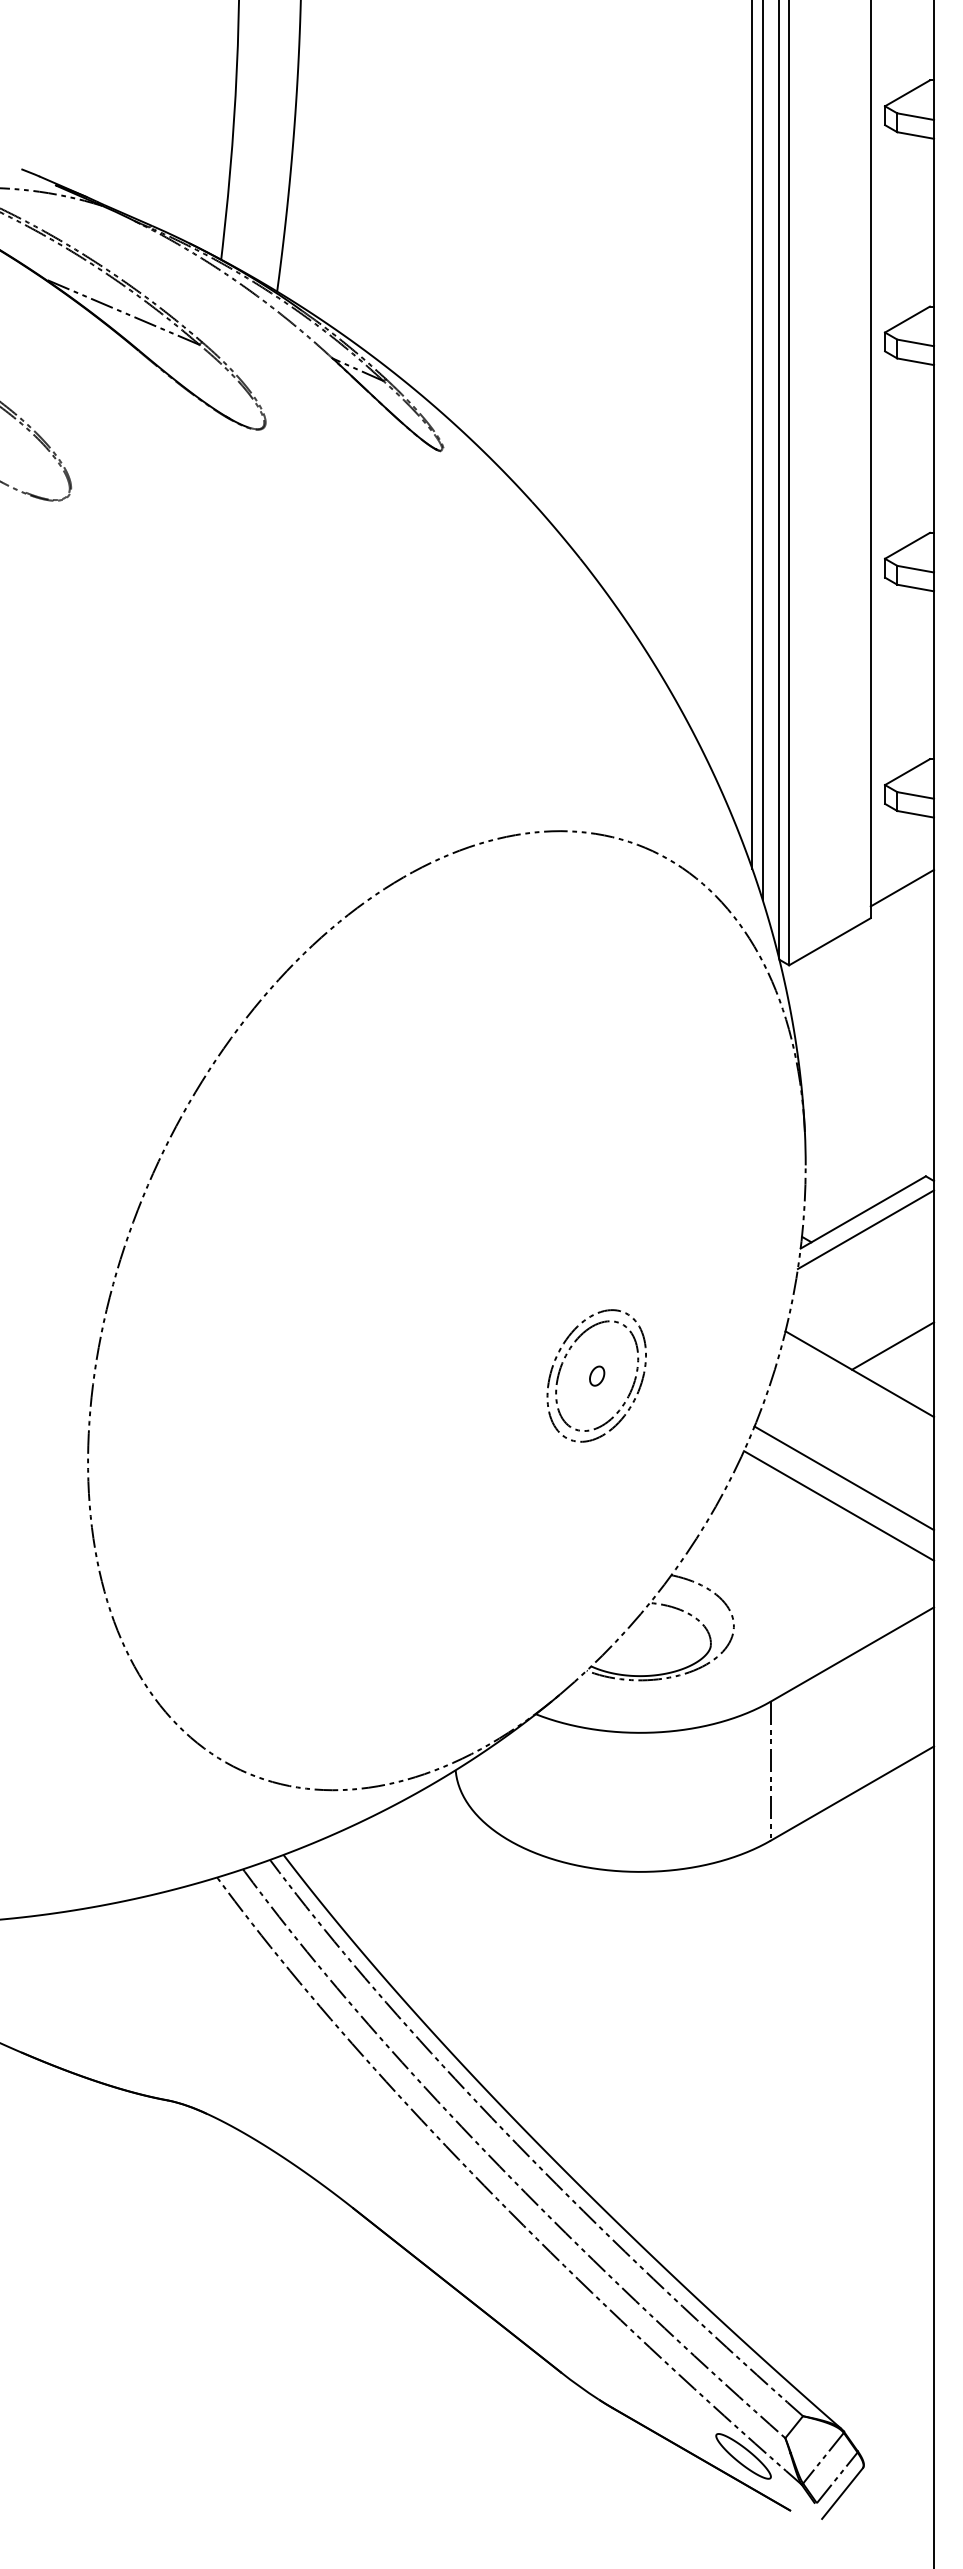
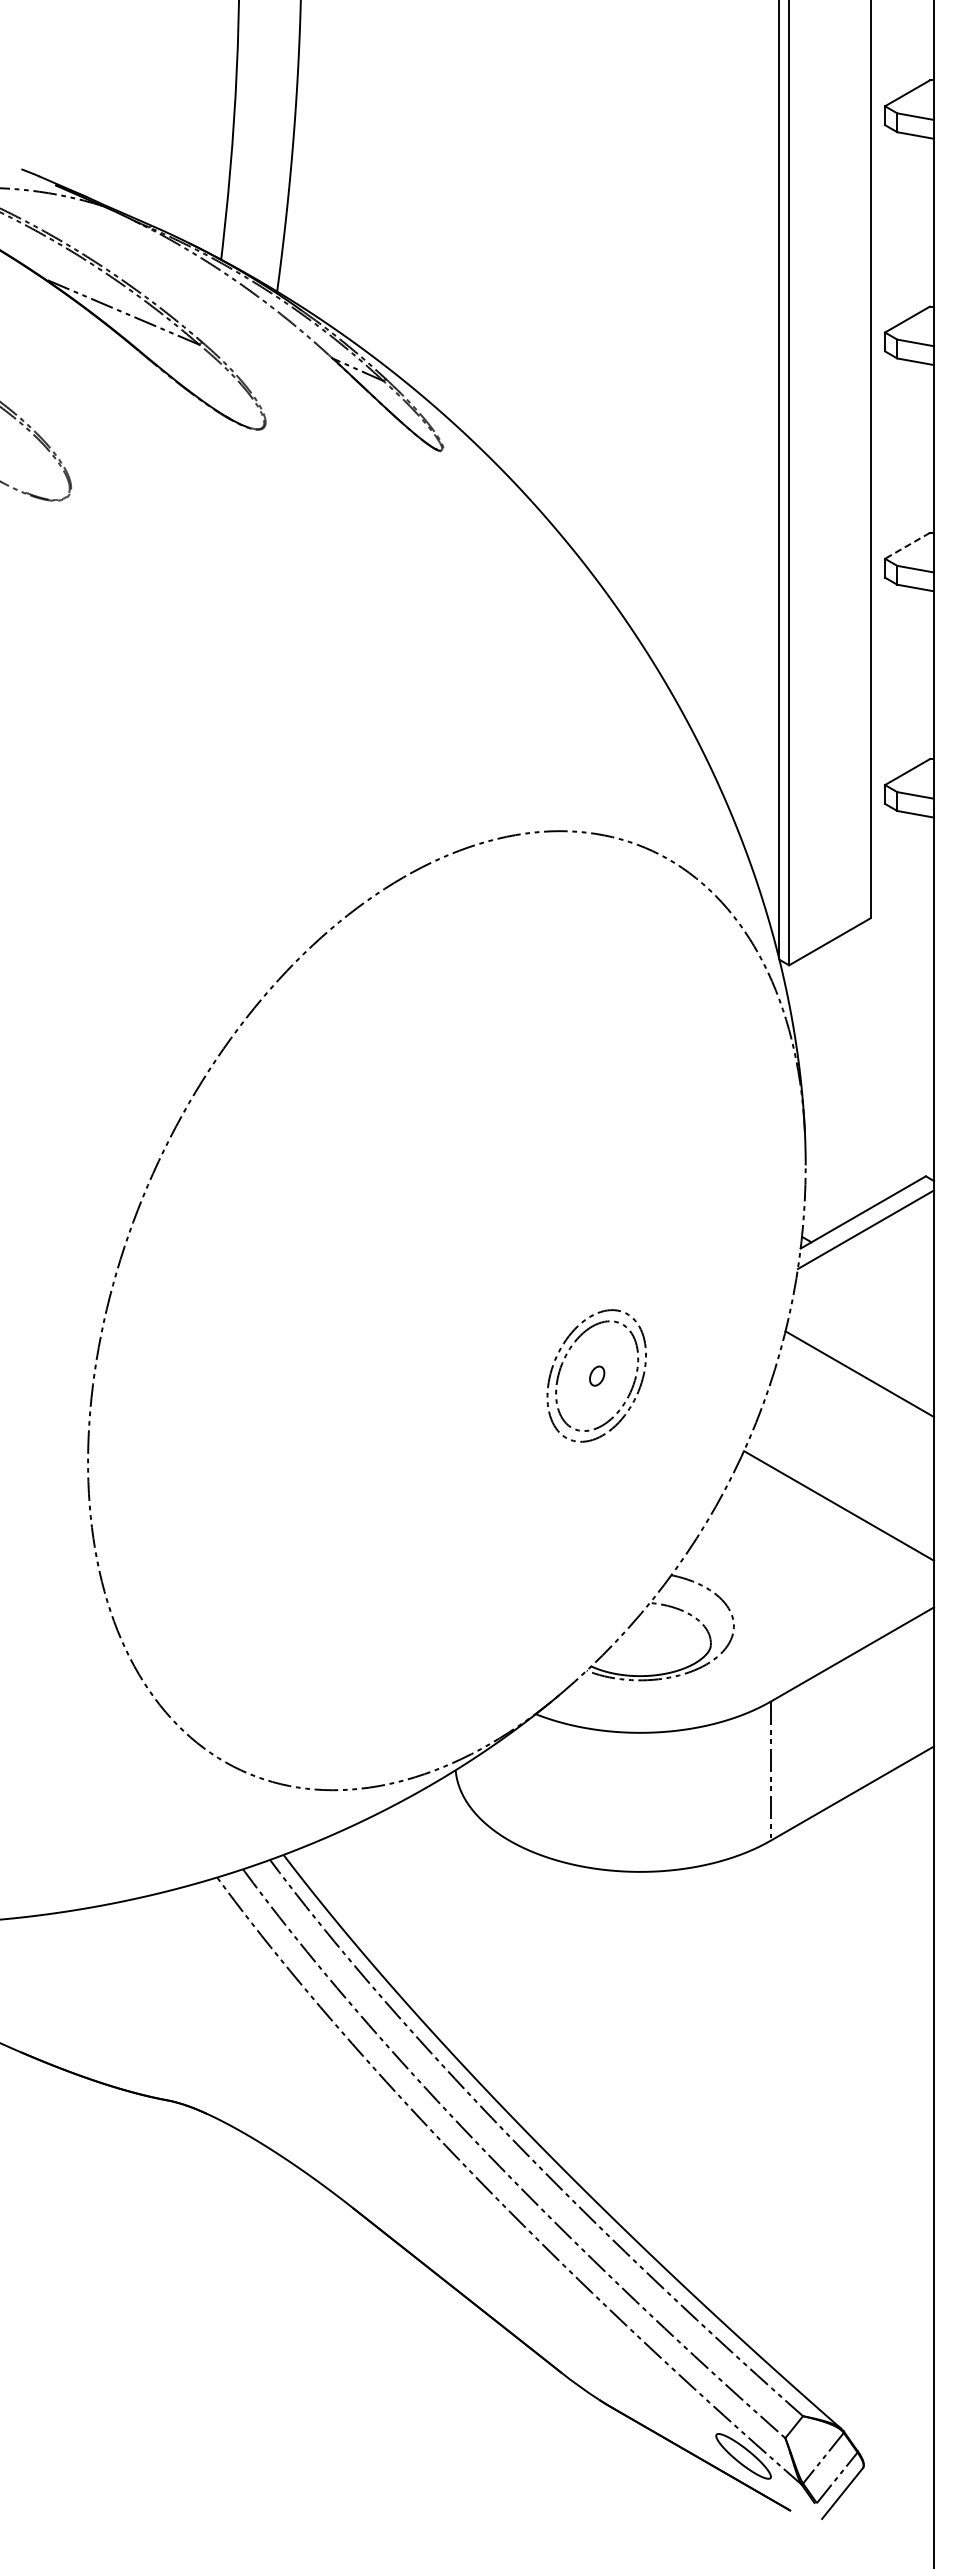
line: present -> none (752, 435)
line: present -> none (762, 450)
line: solid -> dashed (907, 545)
line: present -> none (902, 887)
line: present -> none (893, 1345)
line: present -> none (844, 1478)
